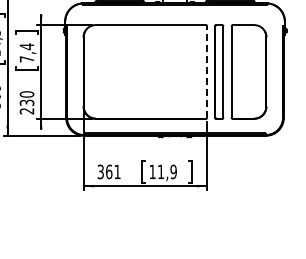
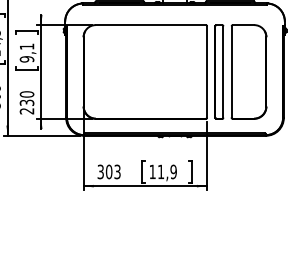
text: 7,4 -> 9,1 (26, 52)
line: dashed -> solid (207, 71)
text: 361 -> 303 (113, 171)
